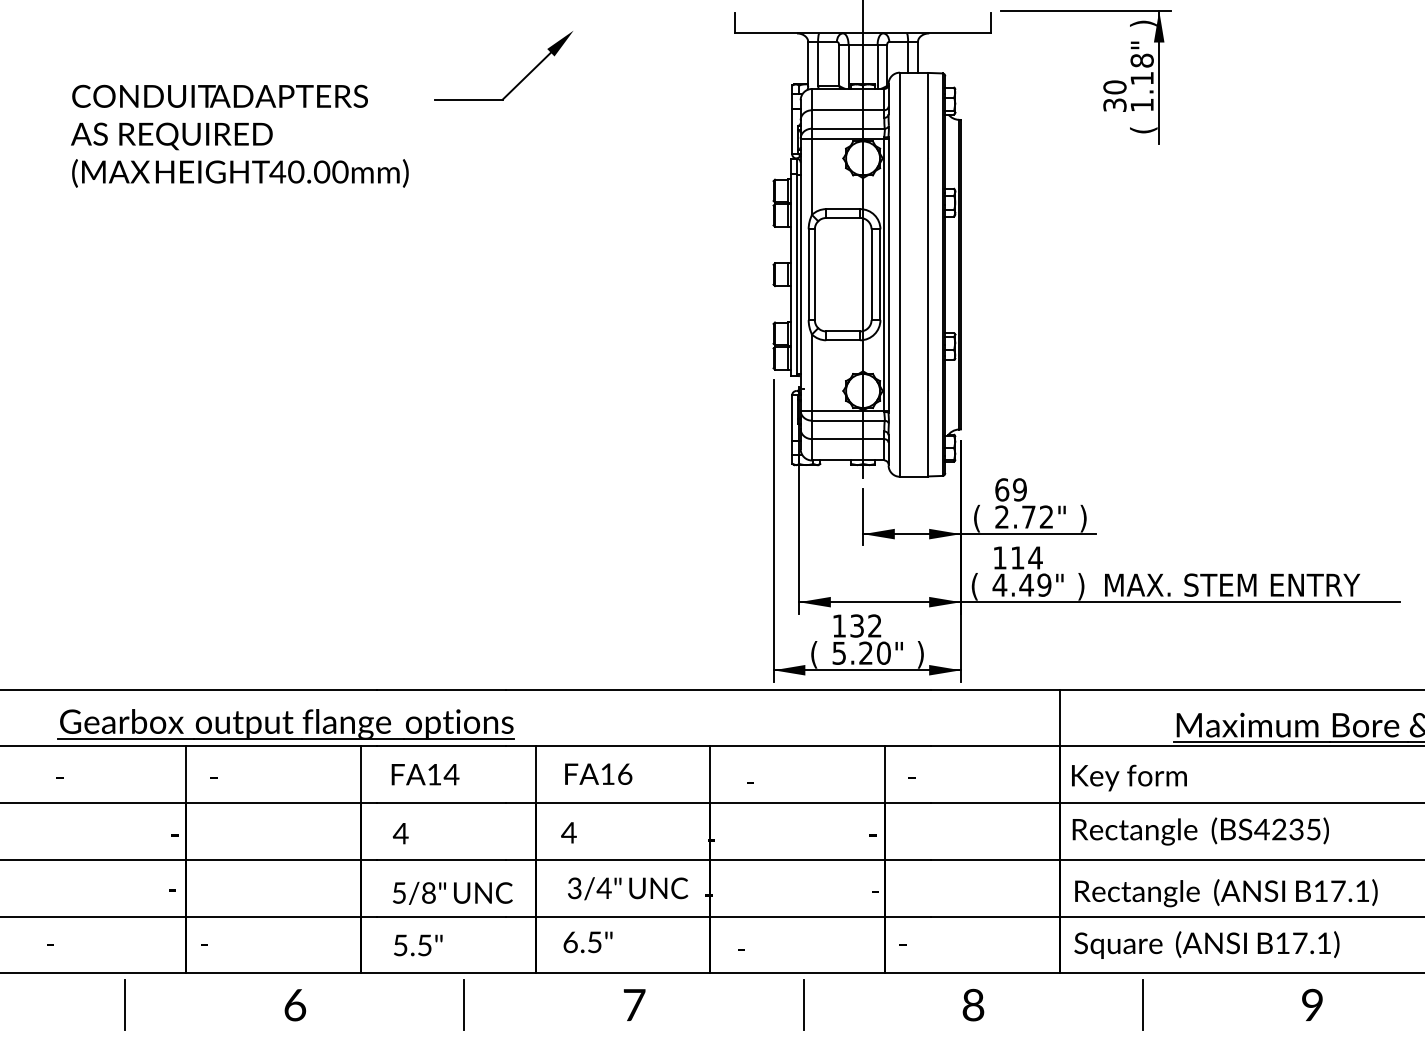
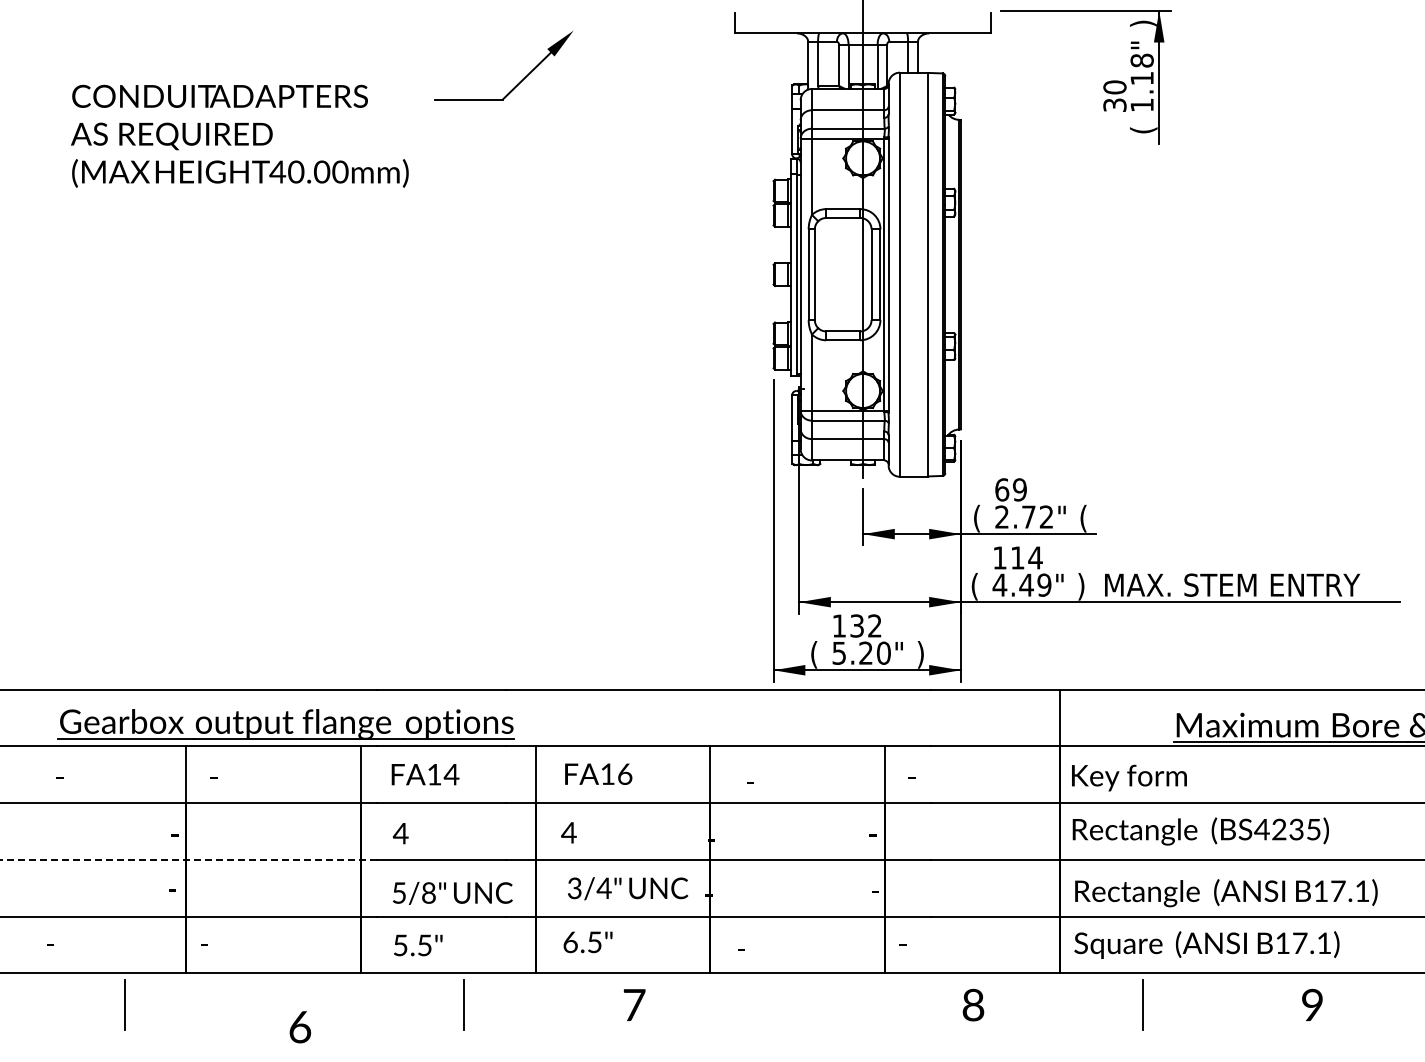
text: ) -> ( (1083, 518)
line: solid -> dashed (189, 859)
line: present -> none (803, 1004)
text position: (295, 1005) -> (300, 1027) (300, 1027)
